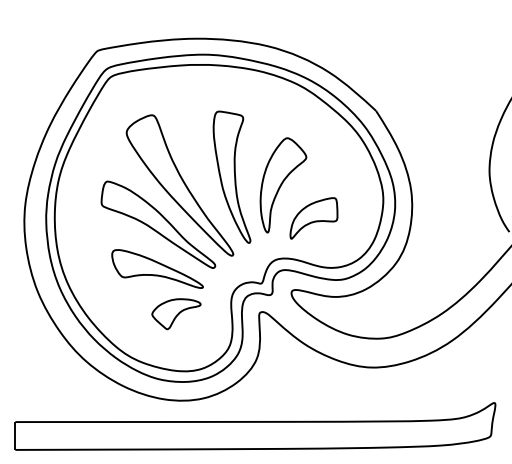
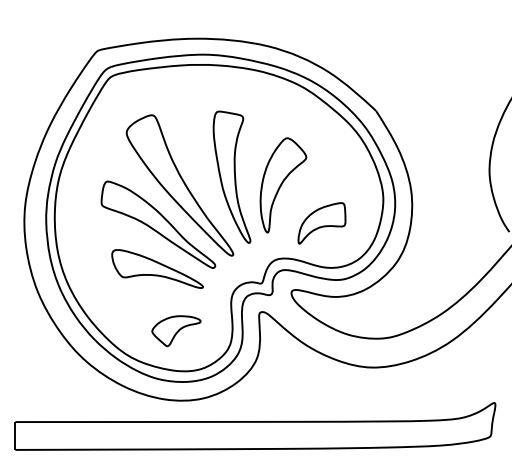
part position: (313, 218) -> (321, 223) (321, 223)
part position: (176, 314) -> (176, 331) (176, 331)
